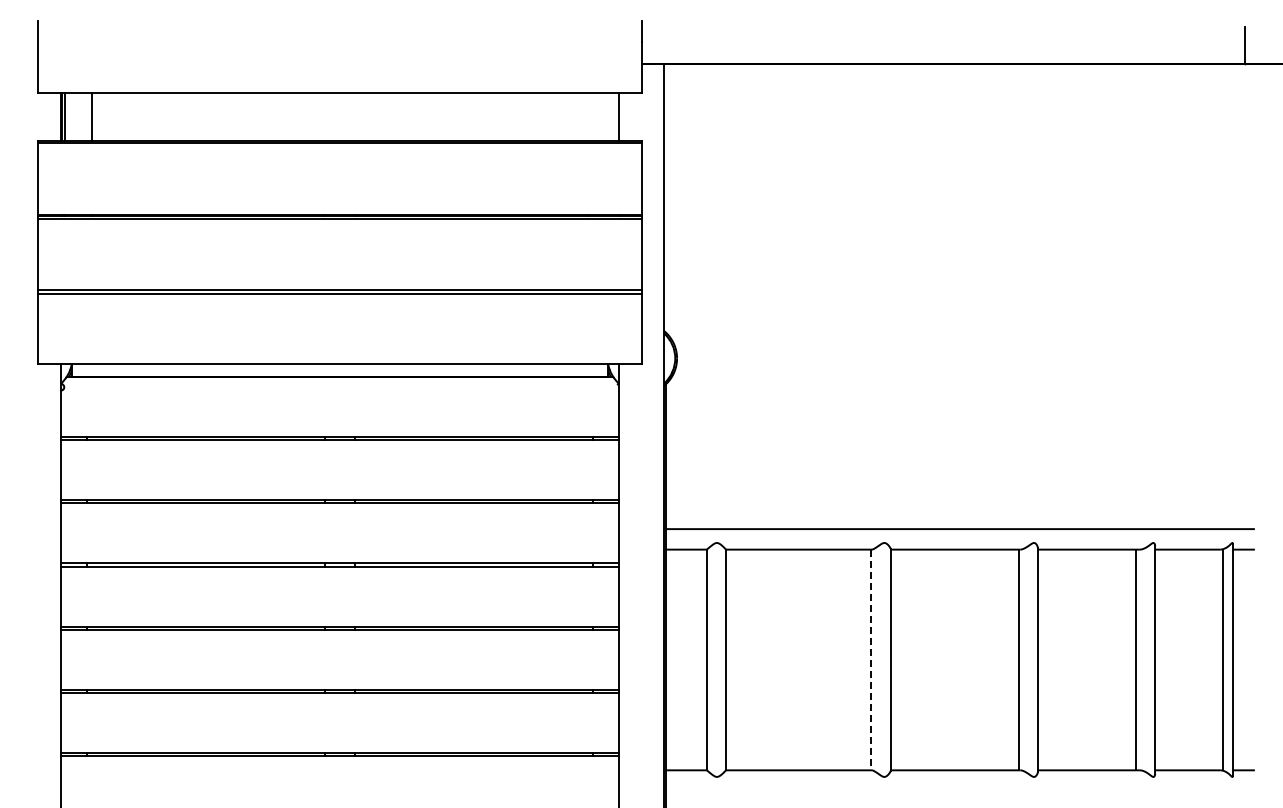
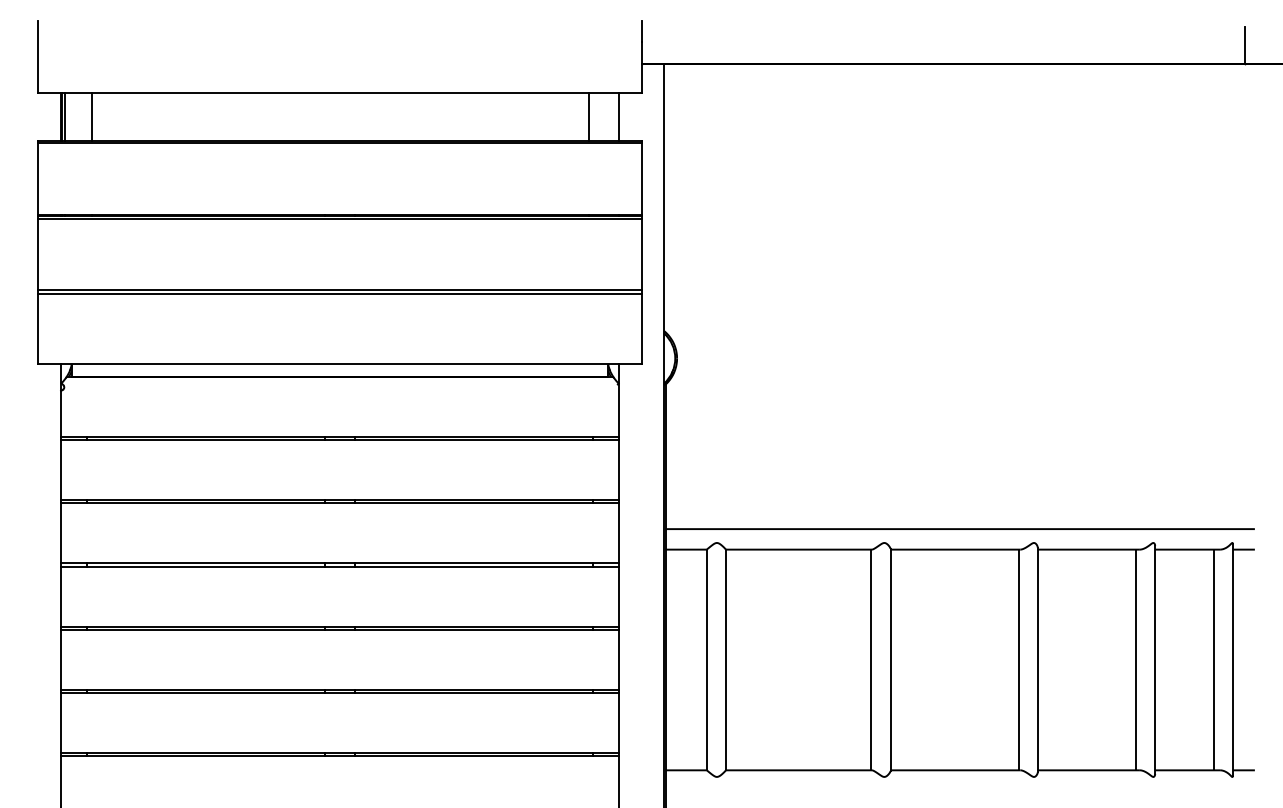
line: none -> present (588, 117)
line position: (1222, 659) -> (1213, 659) (1213, 659)
line: dashed -> solid (871, 660)
